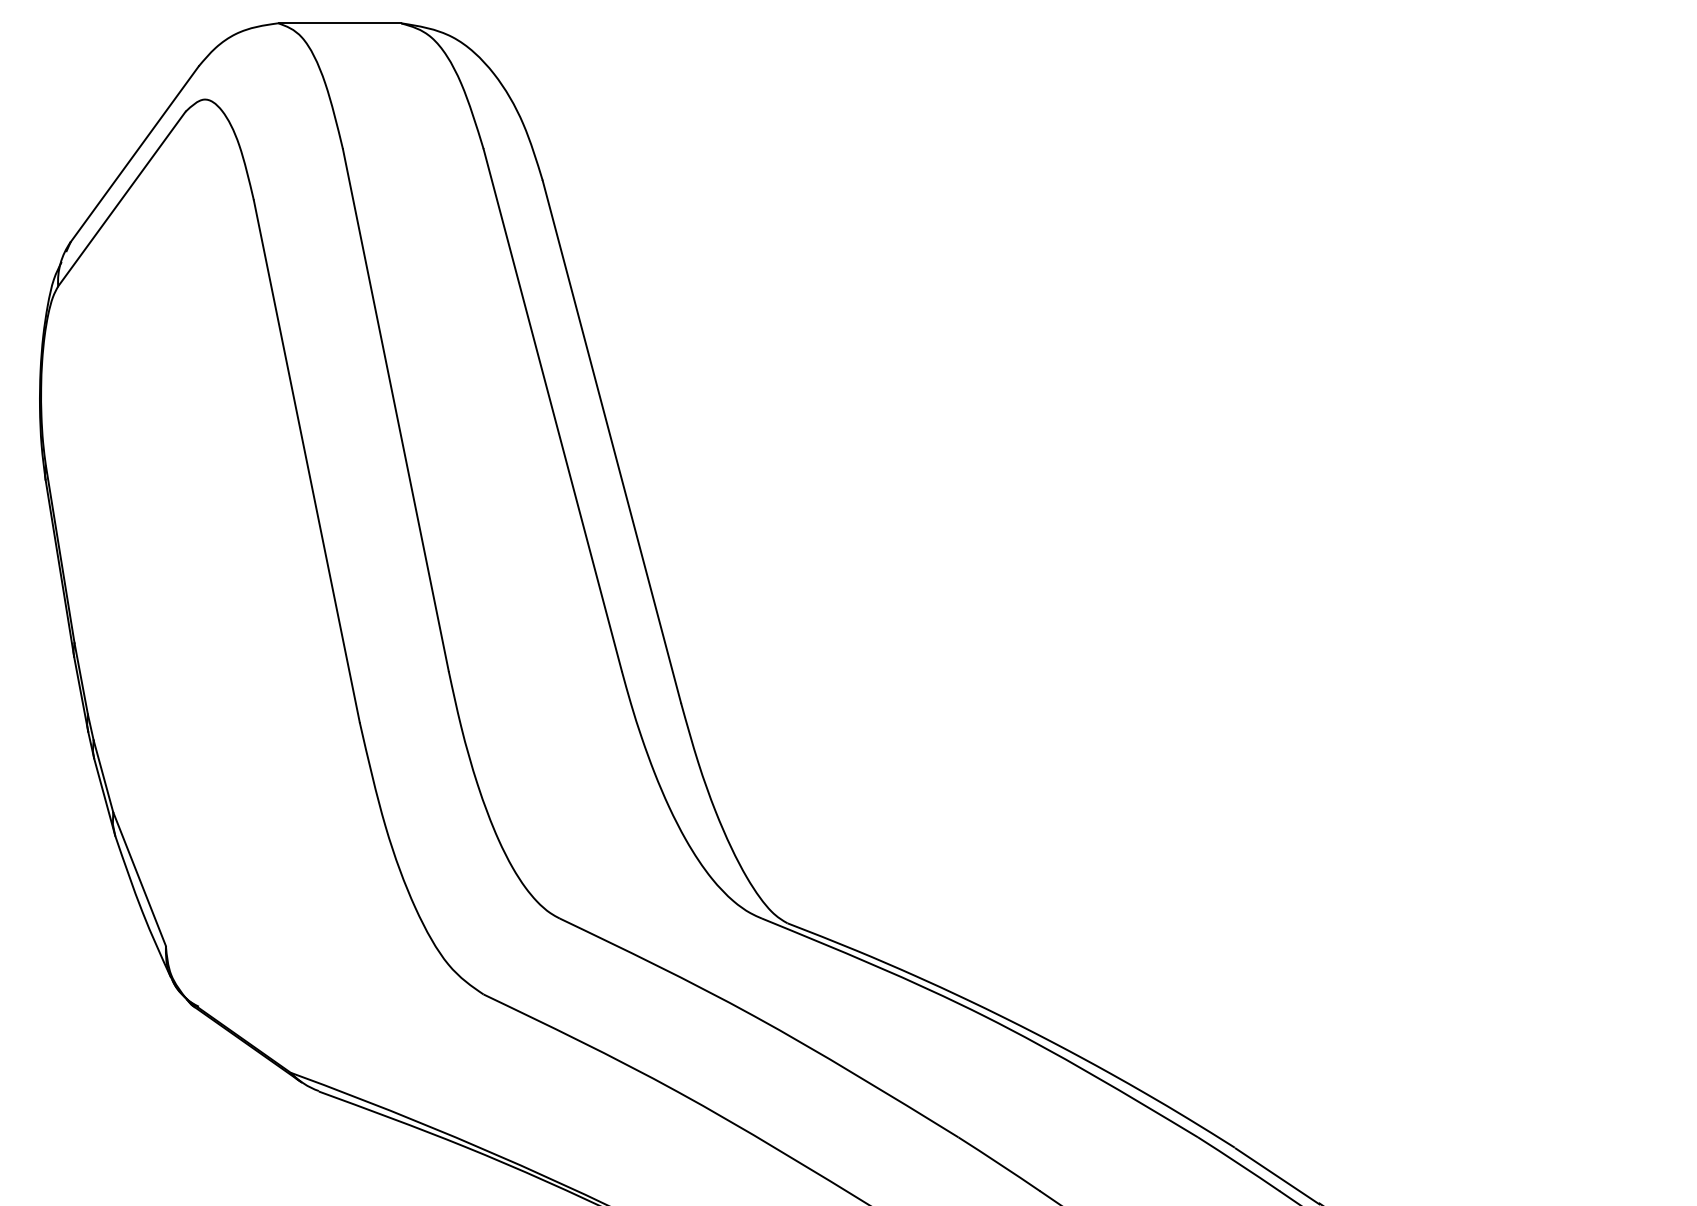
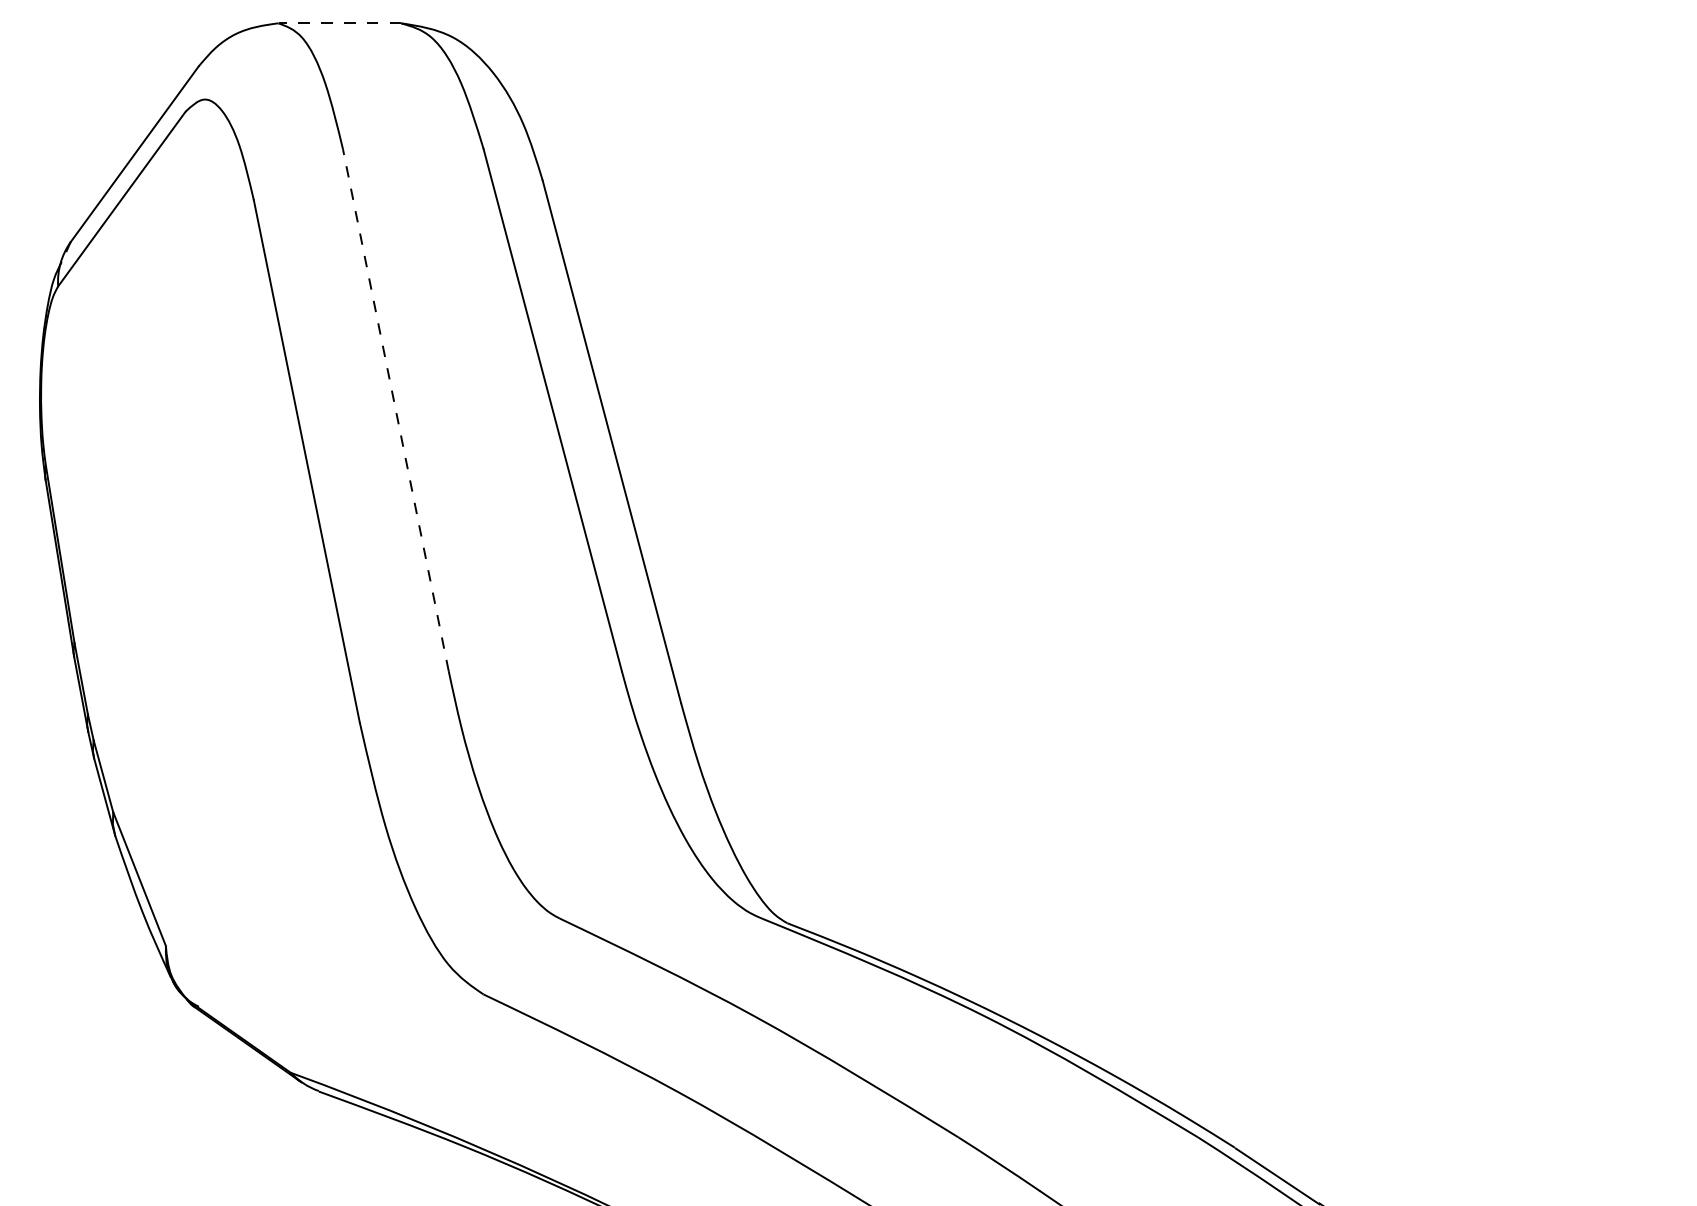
line: solid -> dashed (339, 23)
line: solid -> dashed (395, 409)
